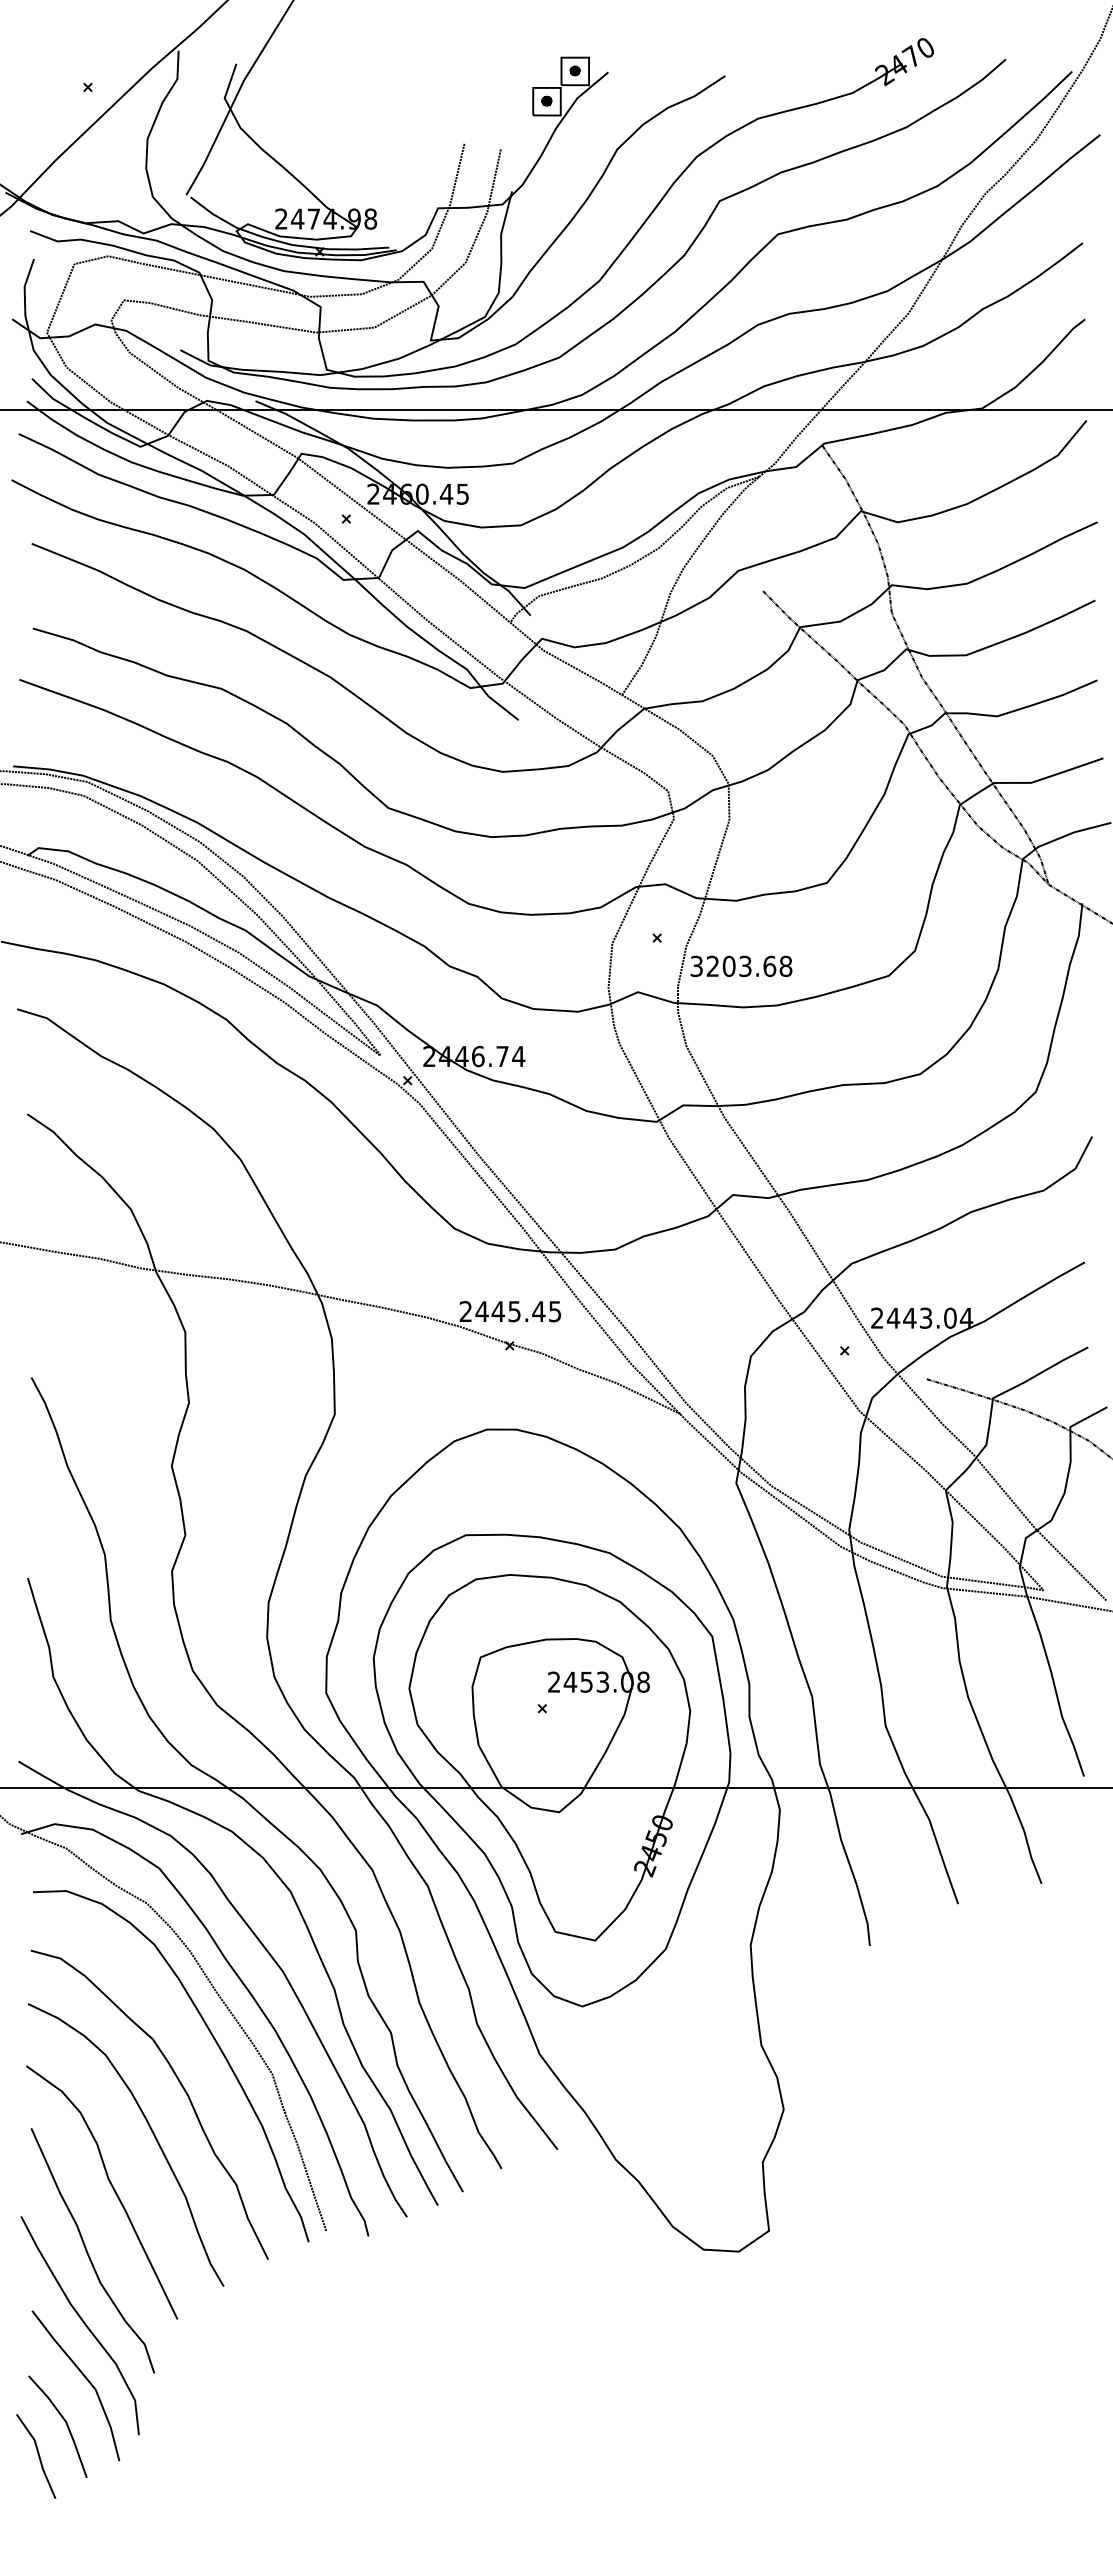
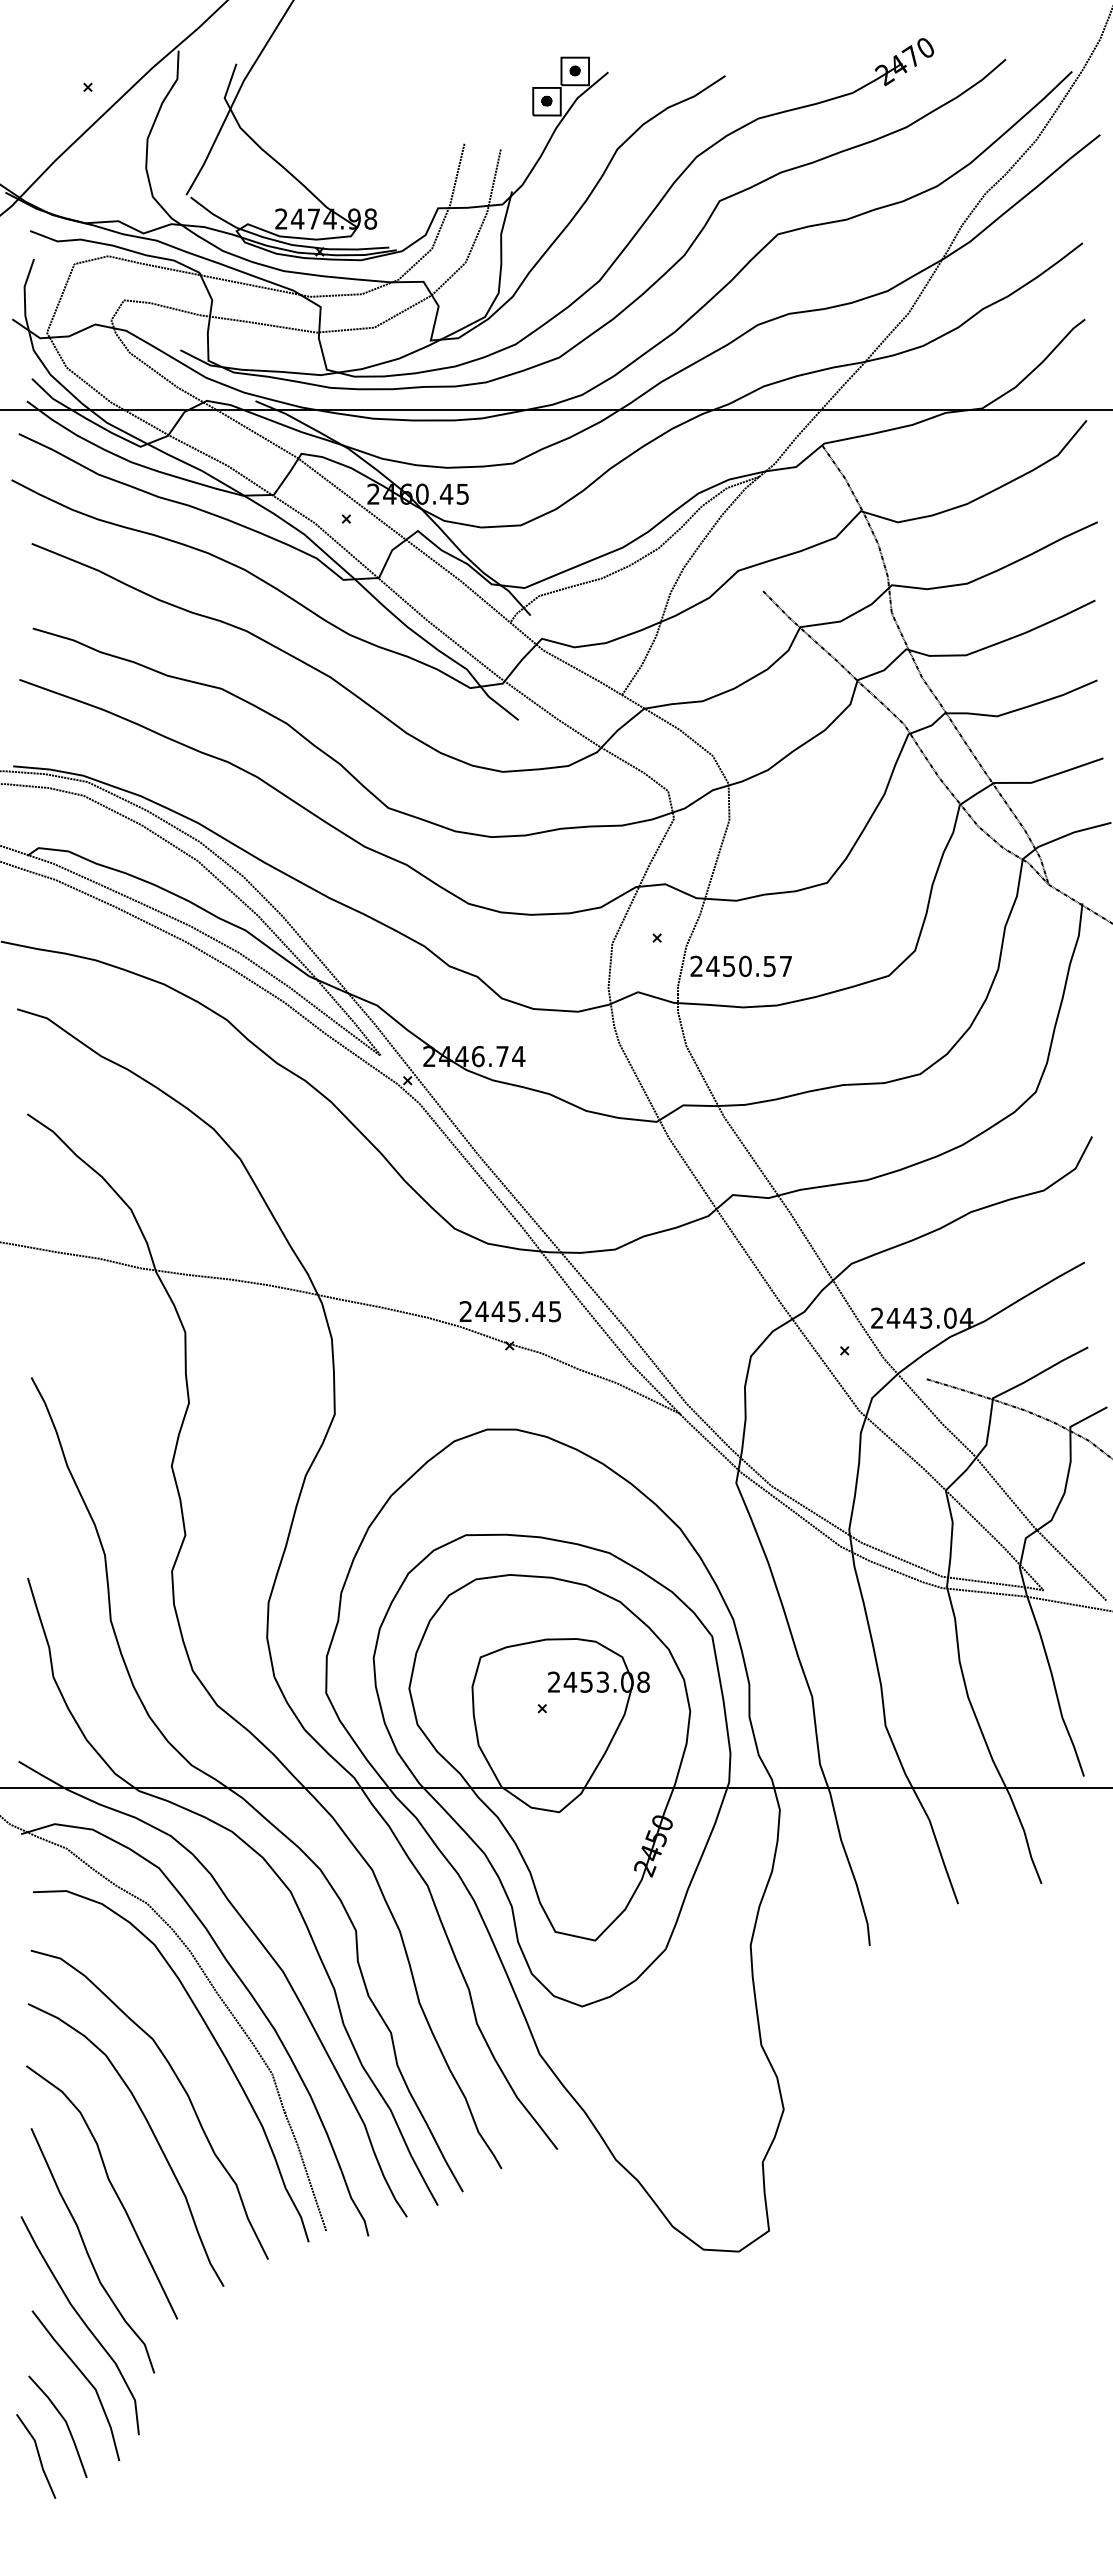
text: 3203.68 -> 2450.57 (741, 966)
